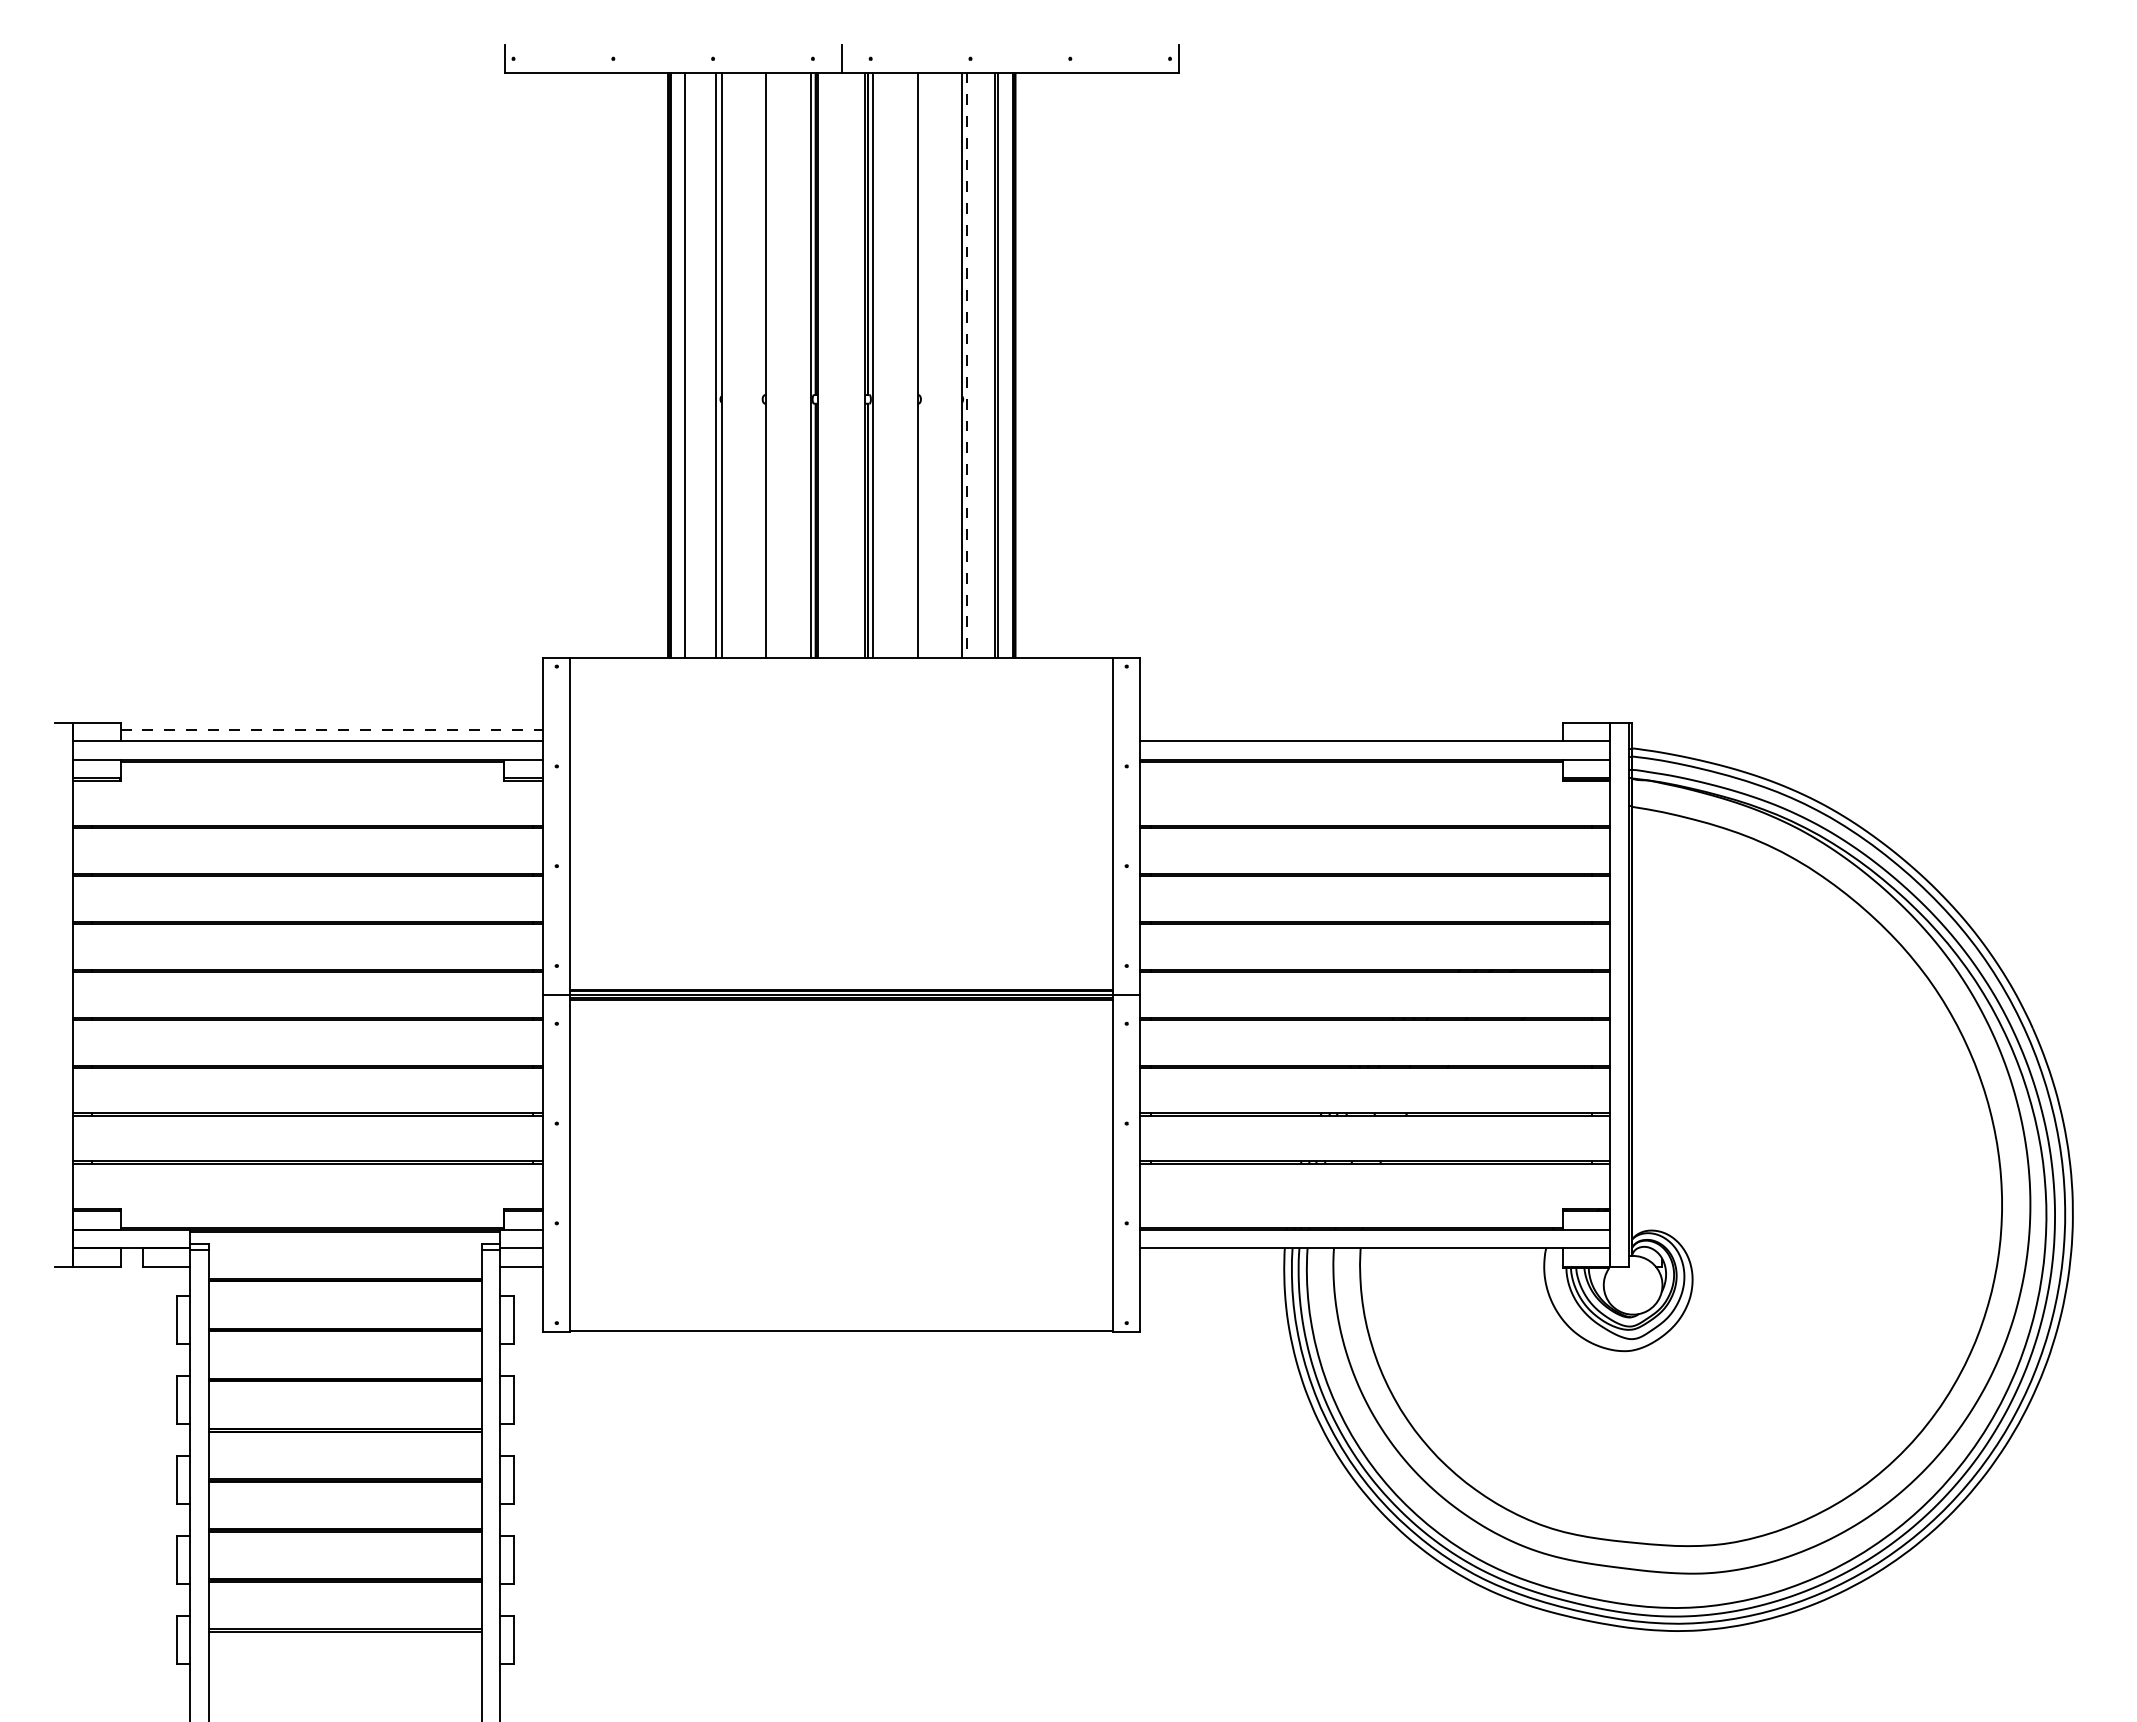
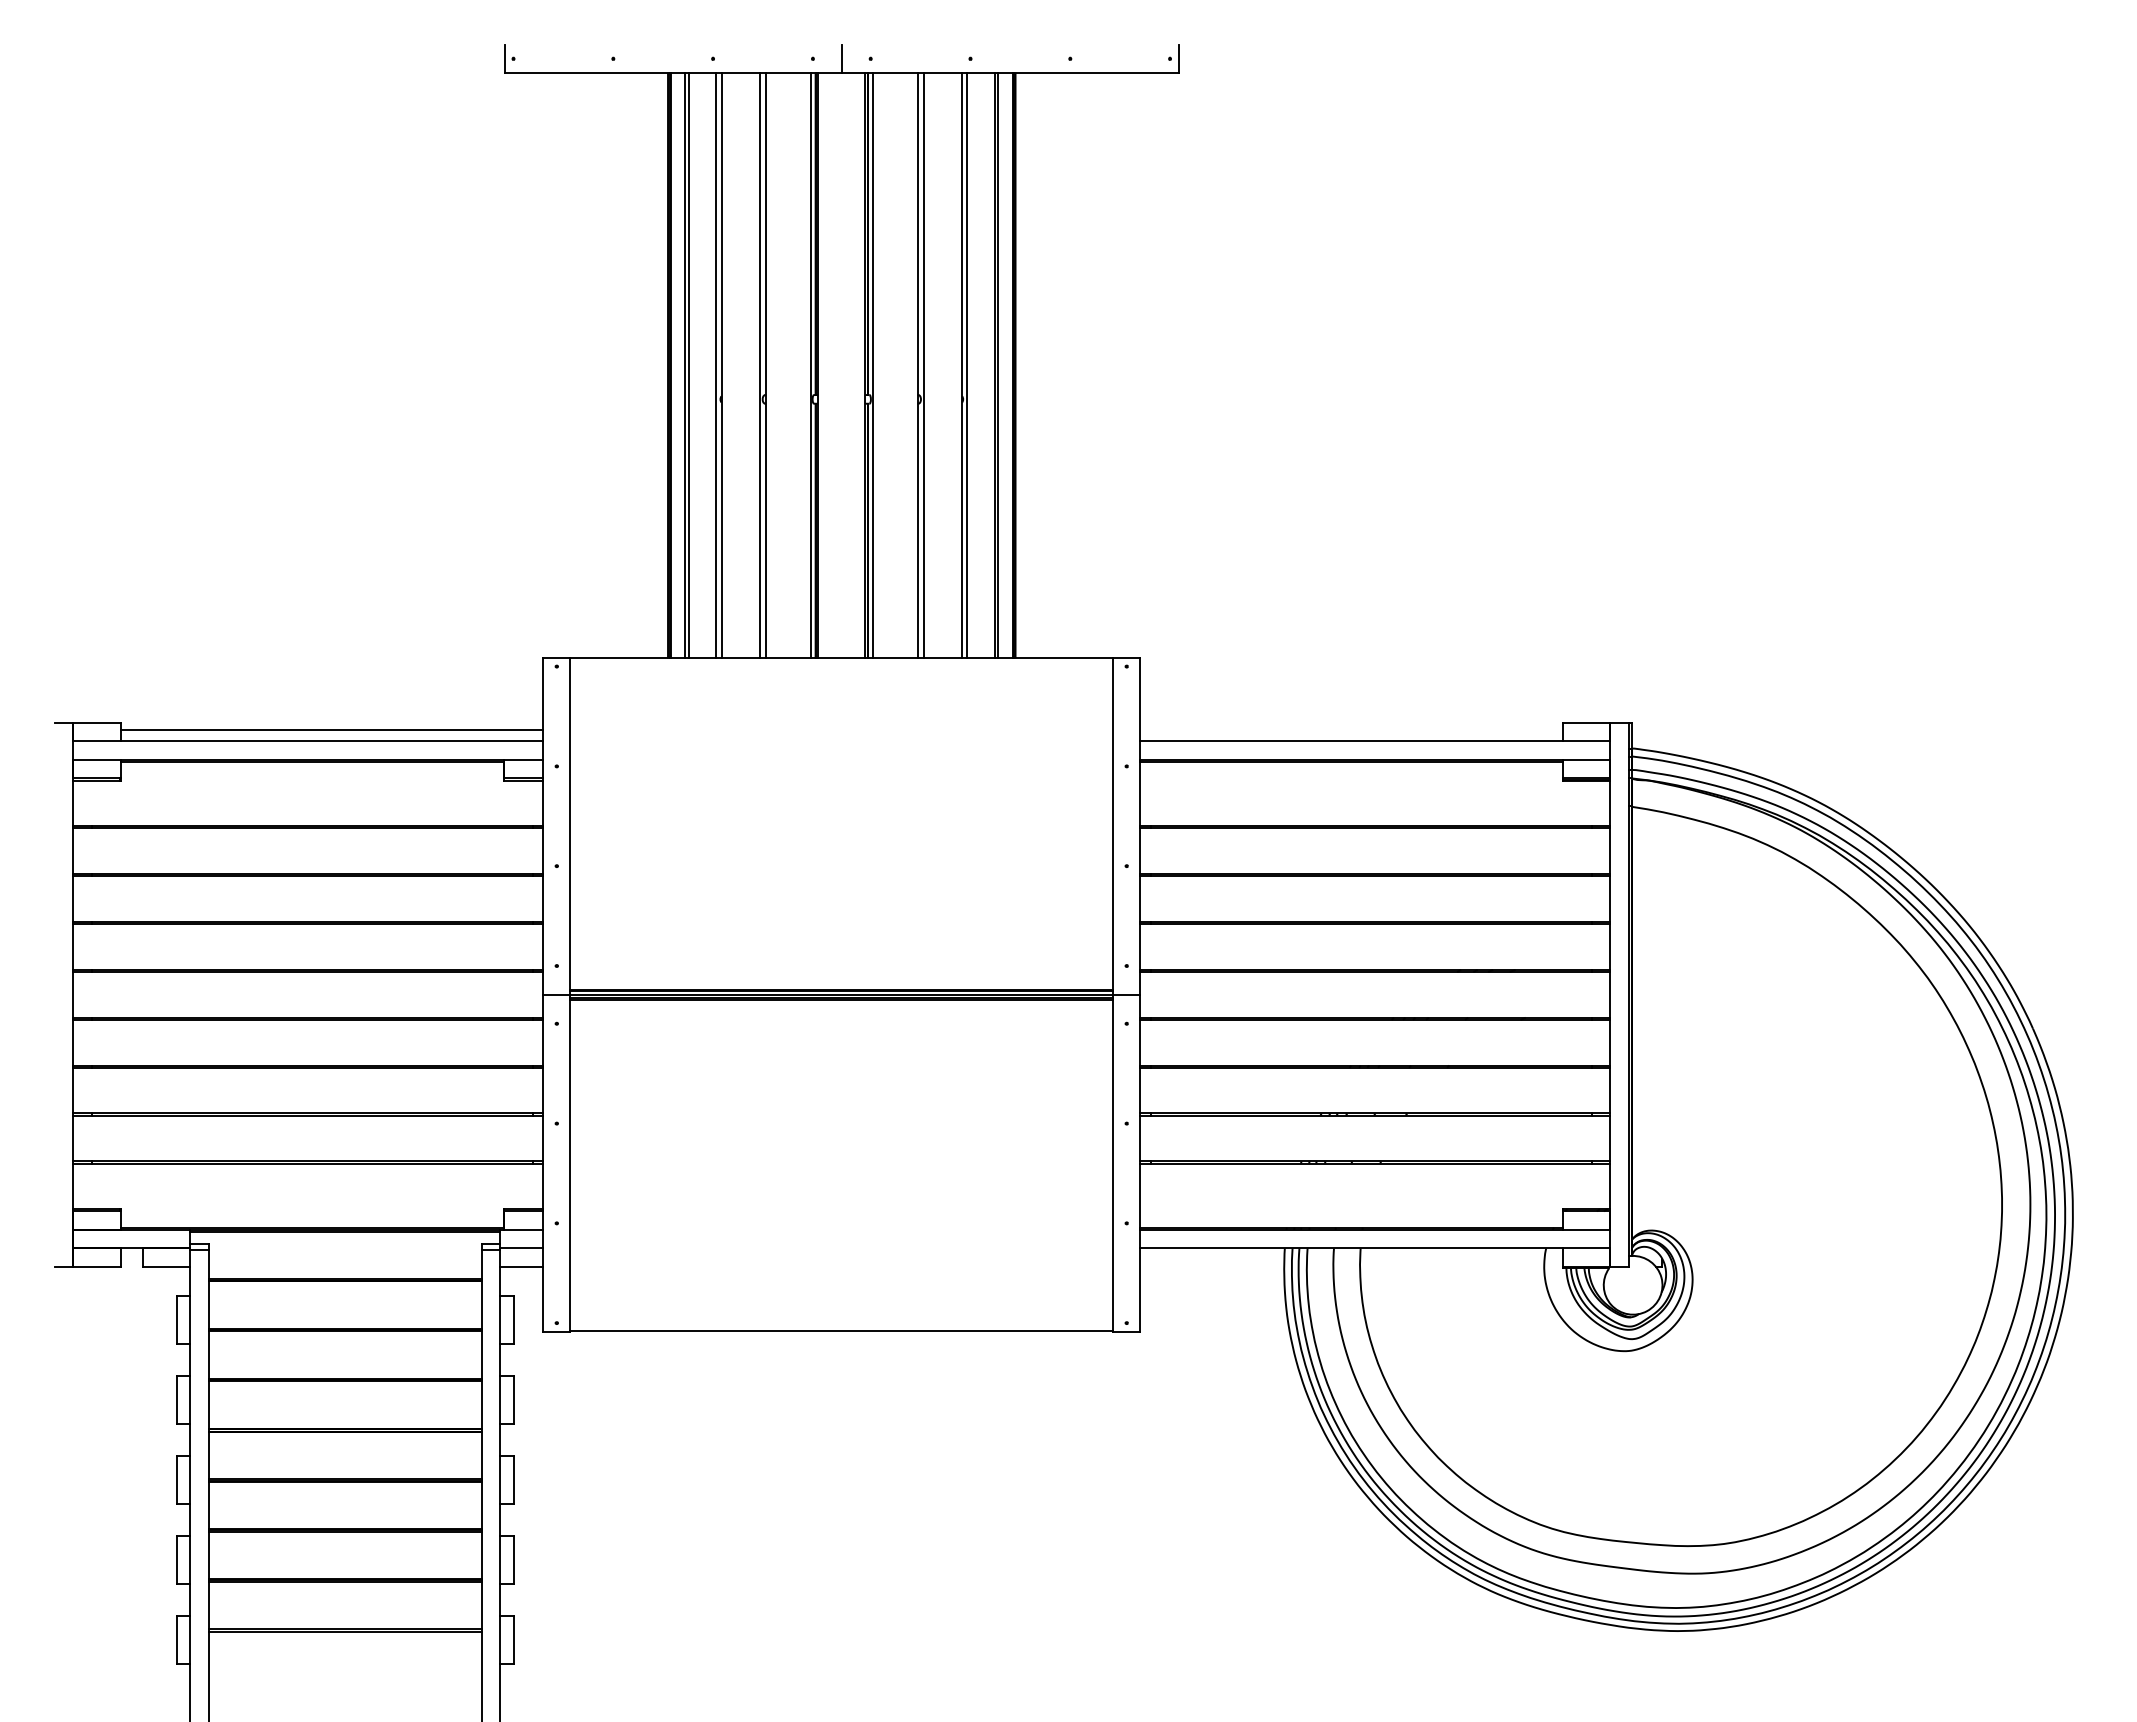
line: none -> present (688, 365)
line: none -> present (759, 365)
line: none -> present (923, 365)
line: dashed -> solid (967, 365)
line: dashed -> solid (332, 729)
